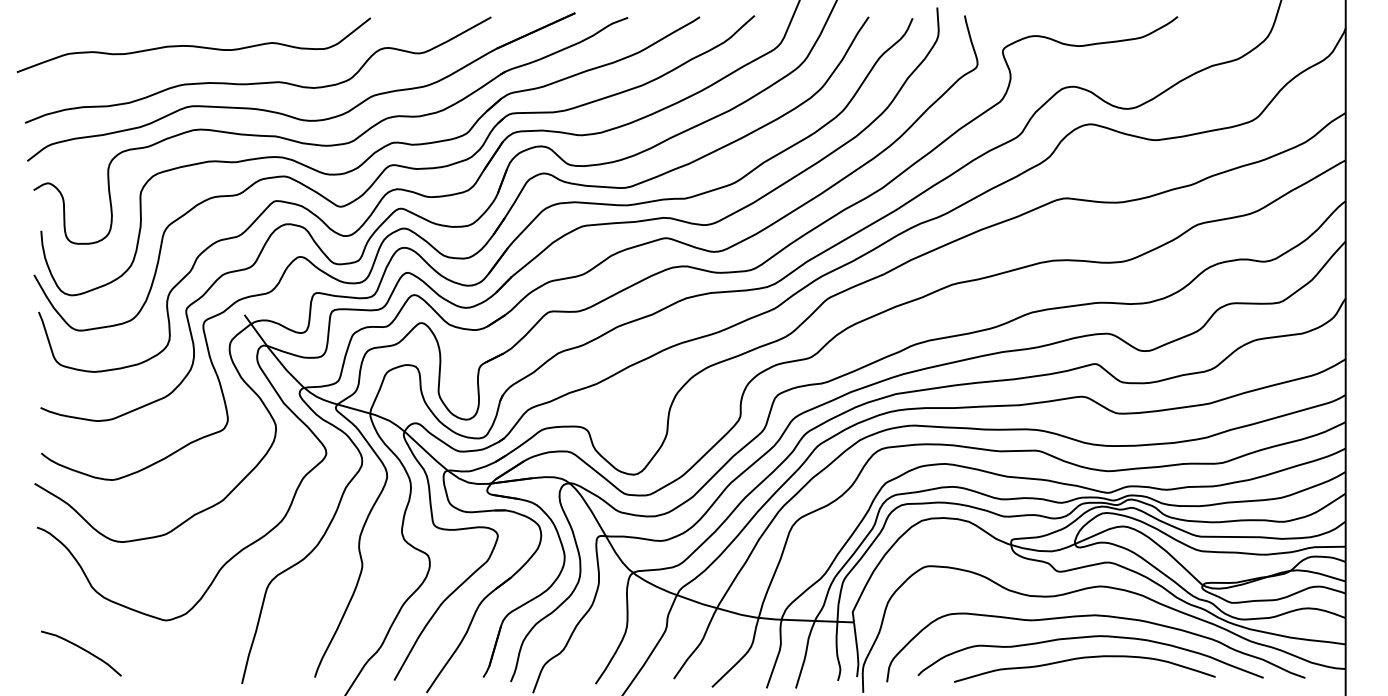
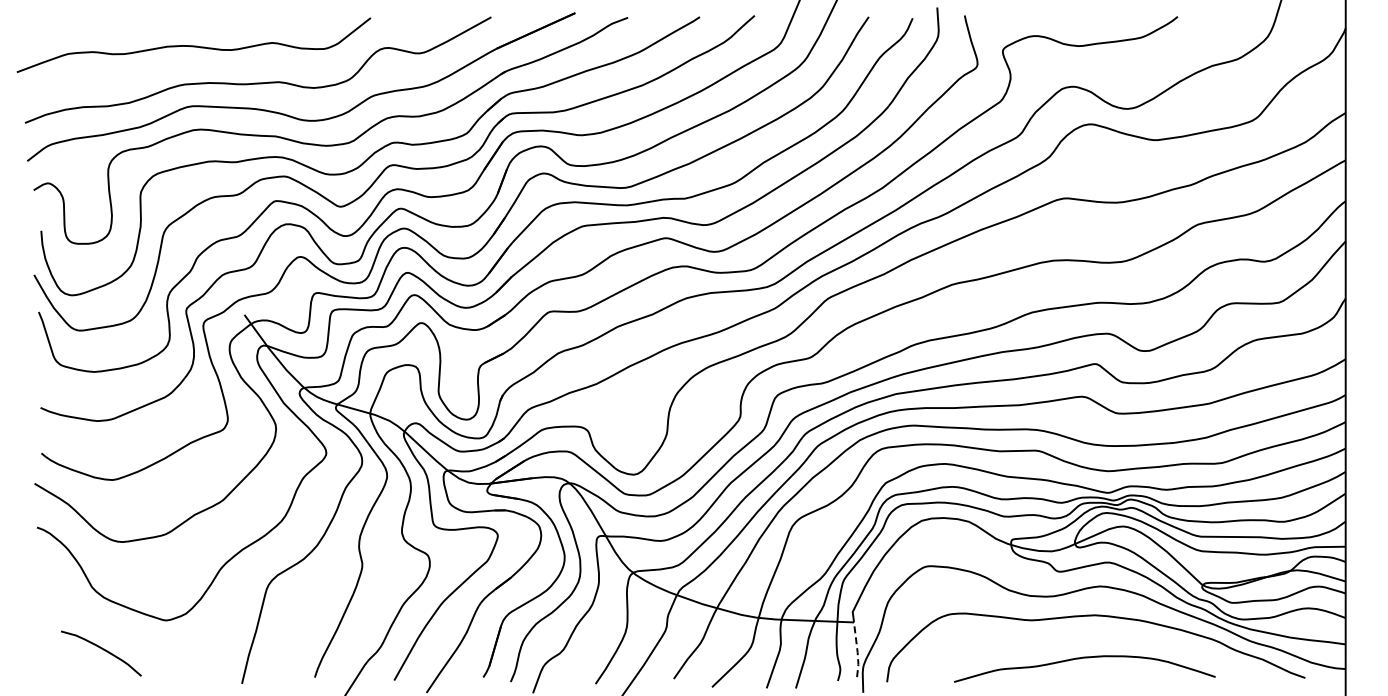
curve: present -> none (1084, 638)
curve position: (83, 650) -> (103, 650) (103, 650)
line: solid -> dashed (857, 650)
